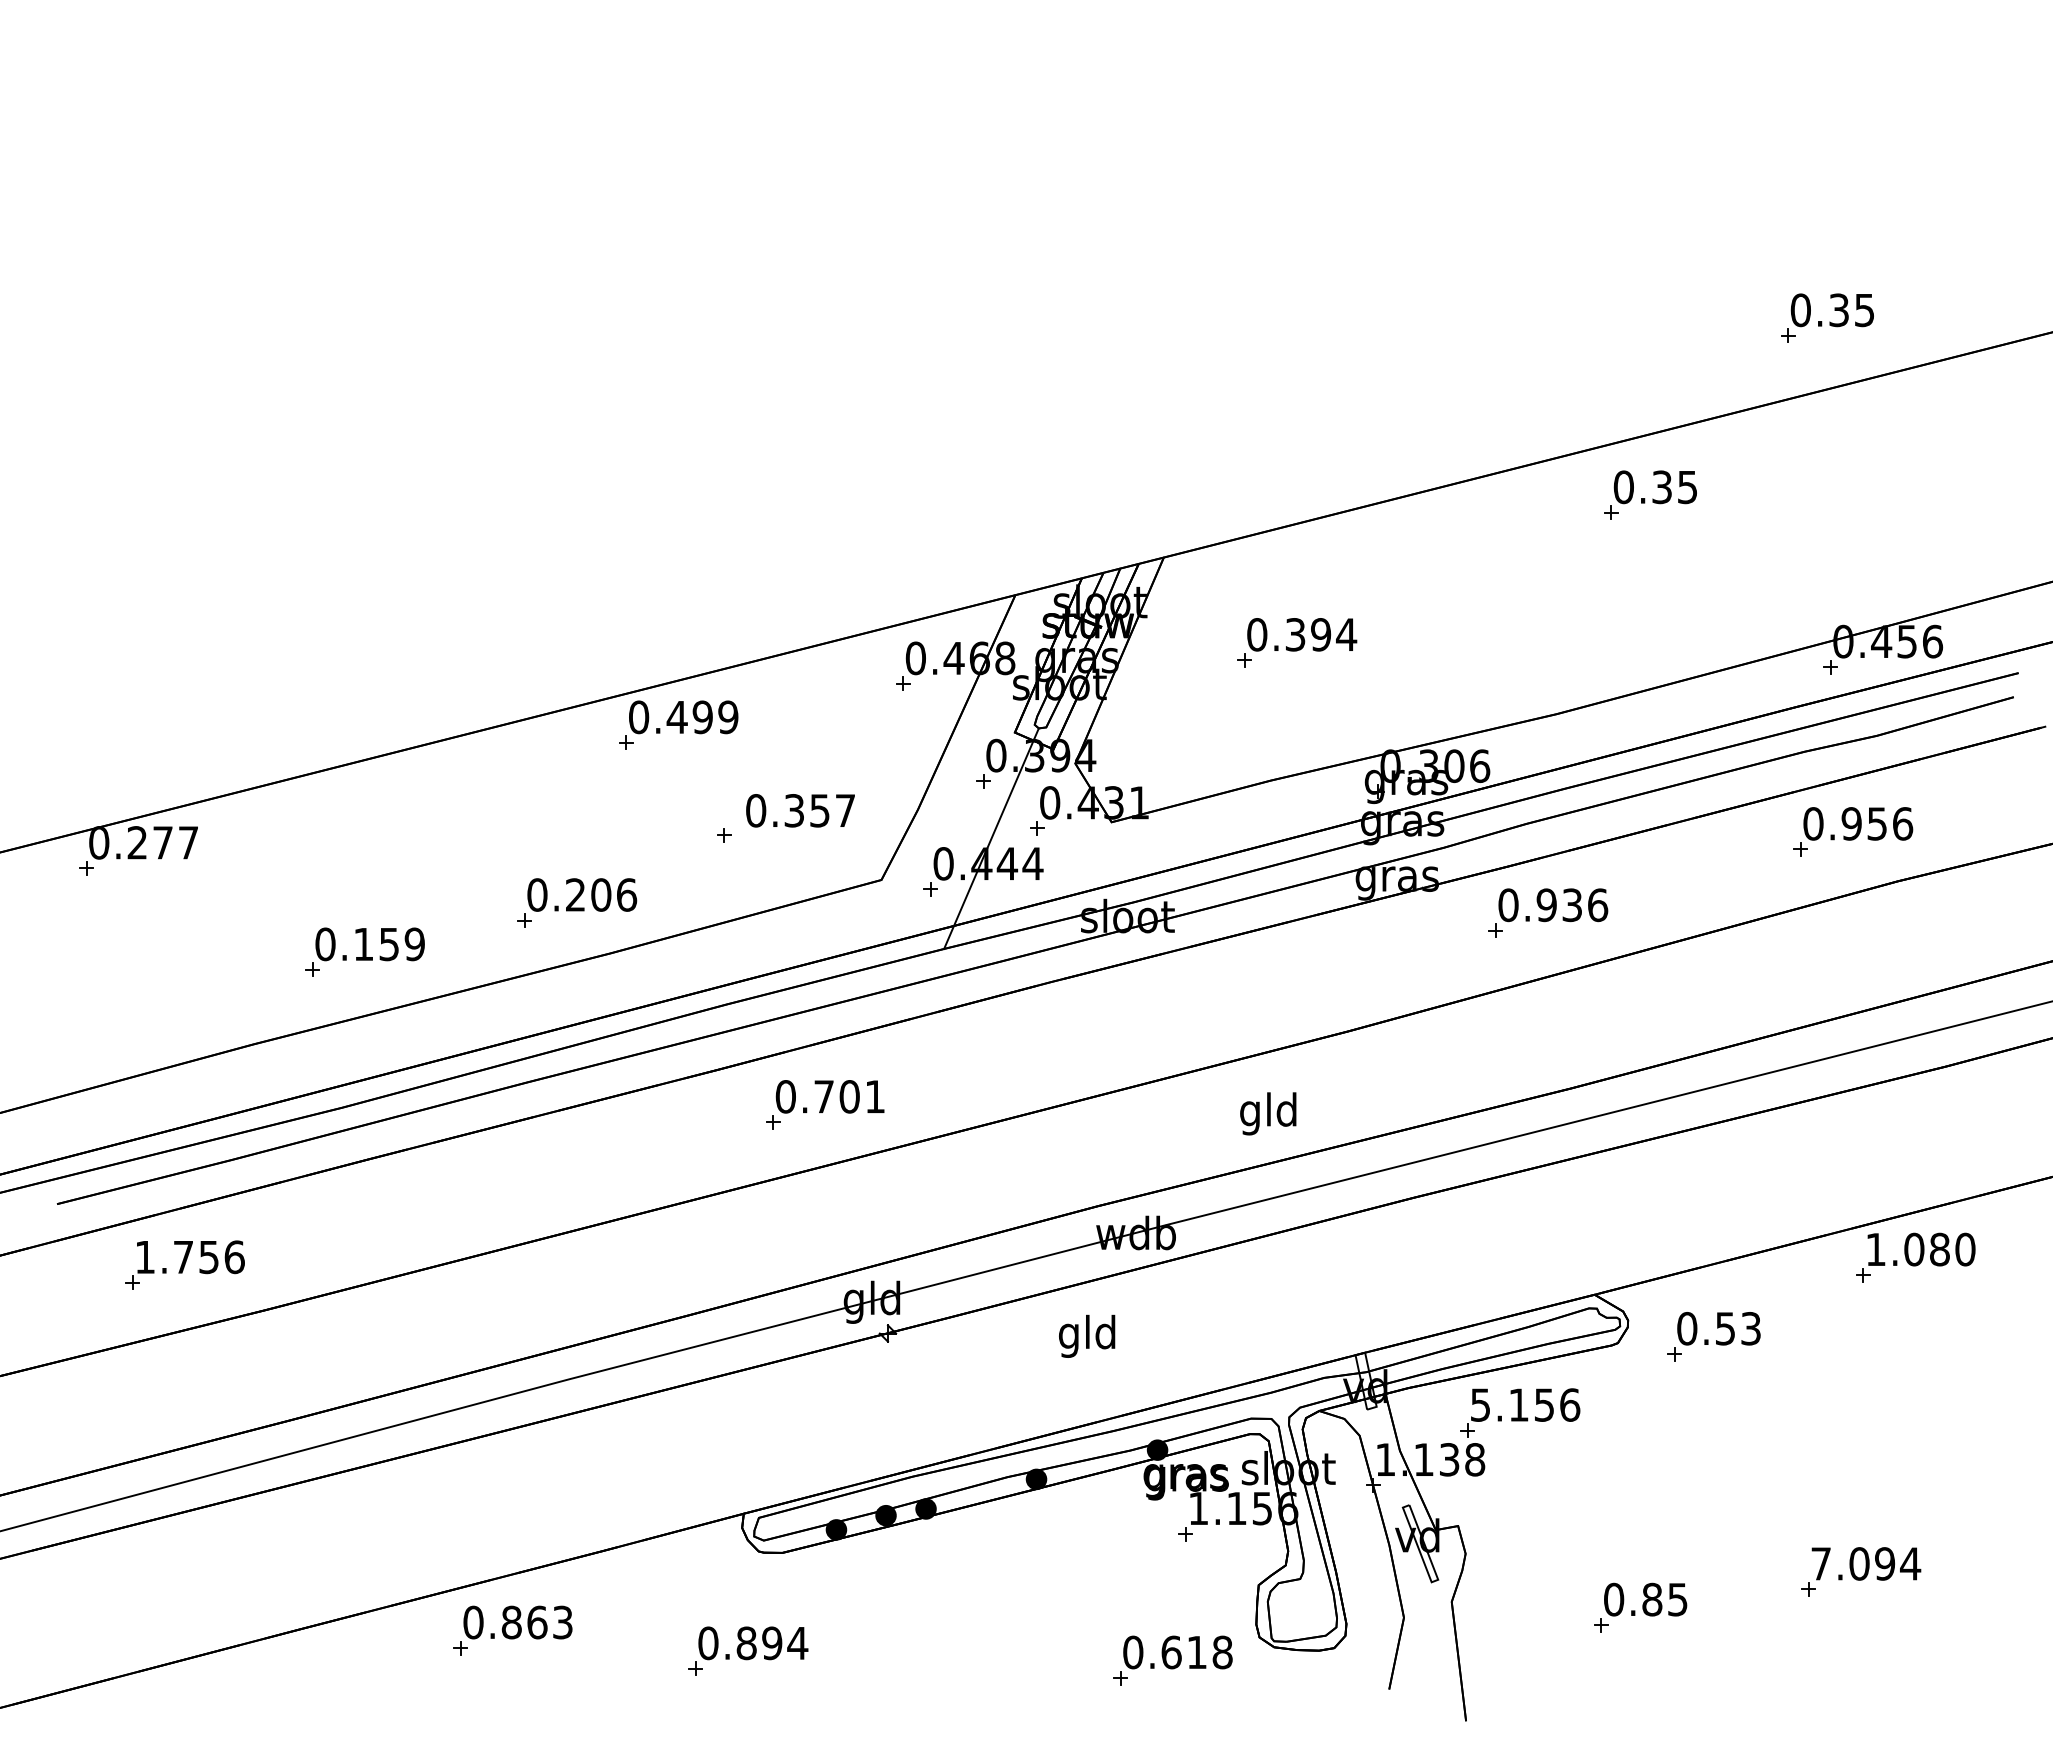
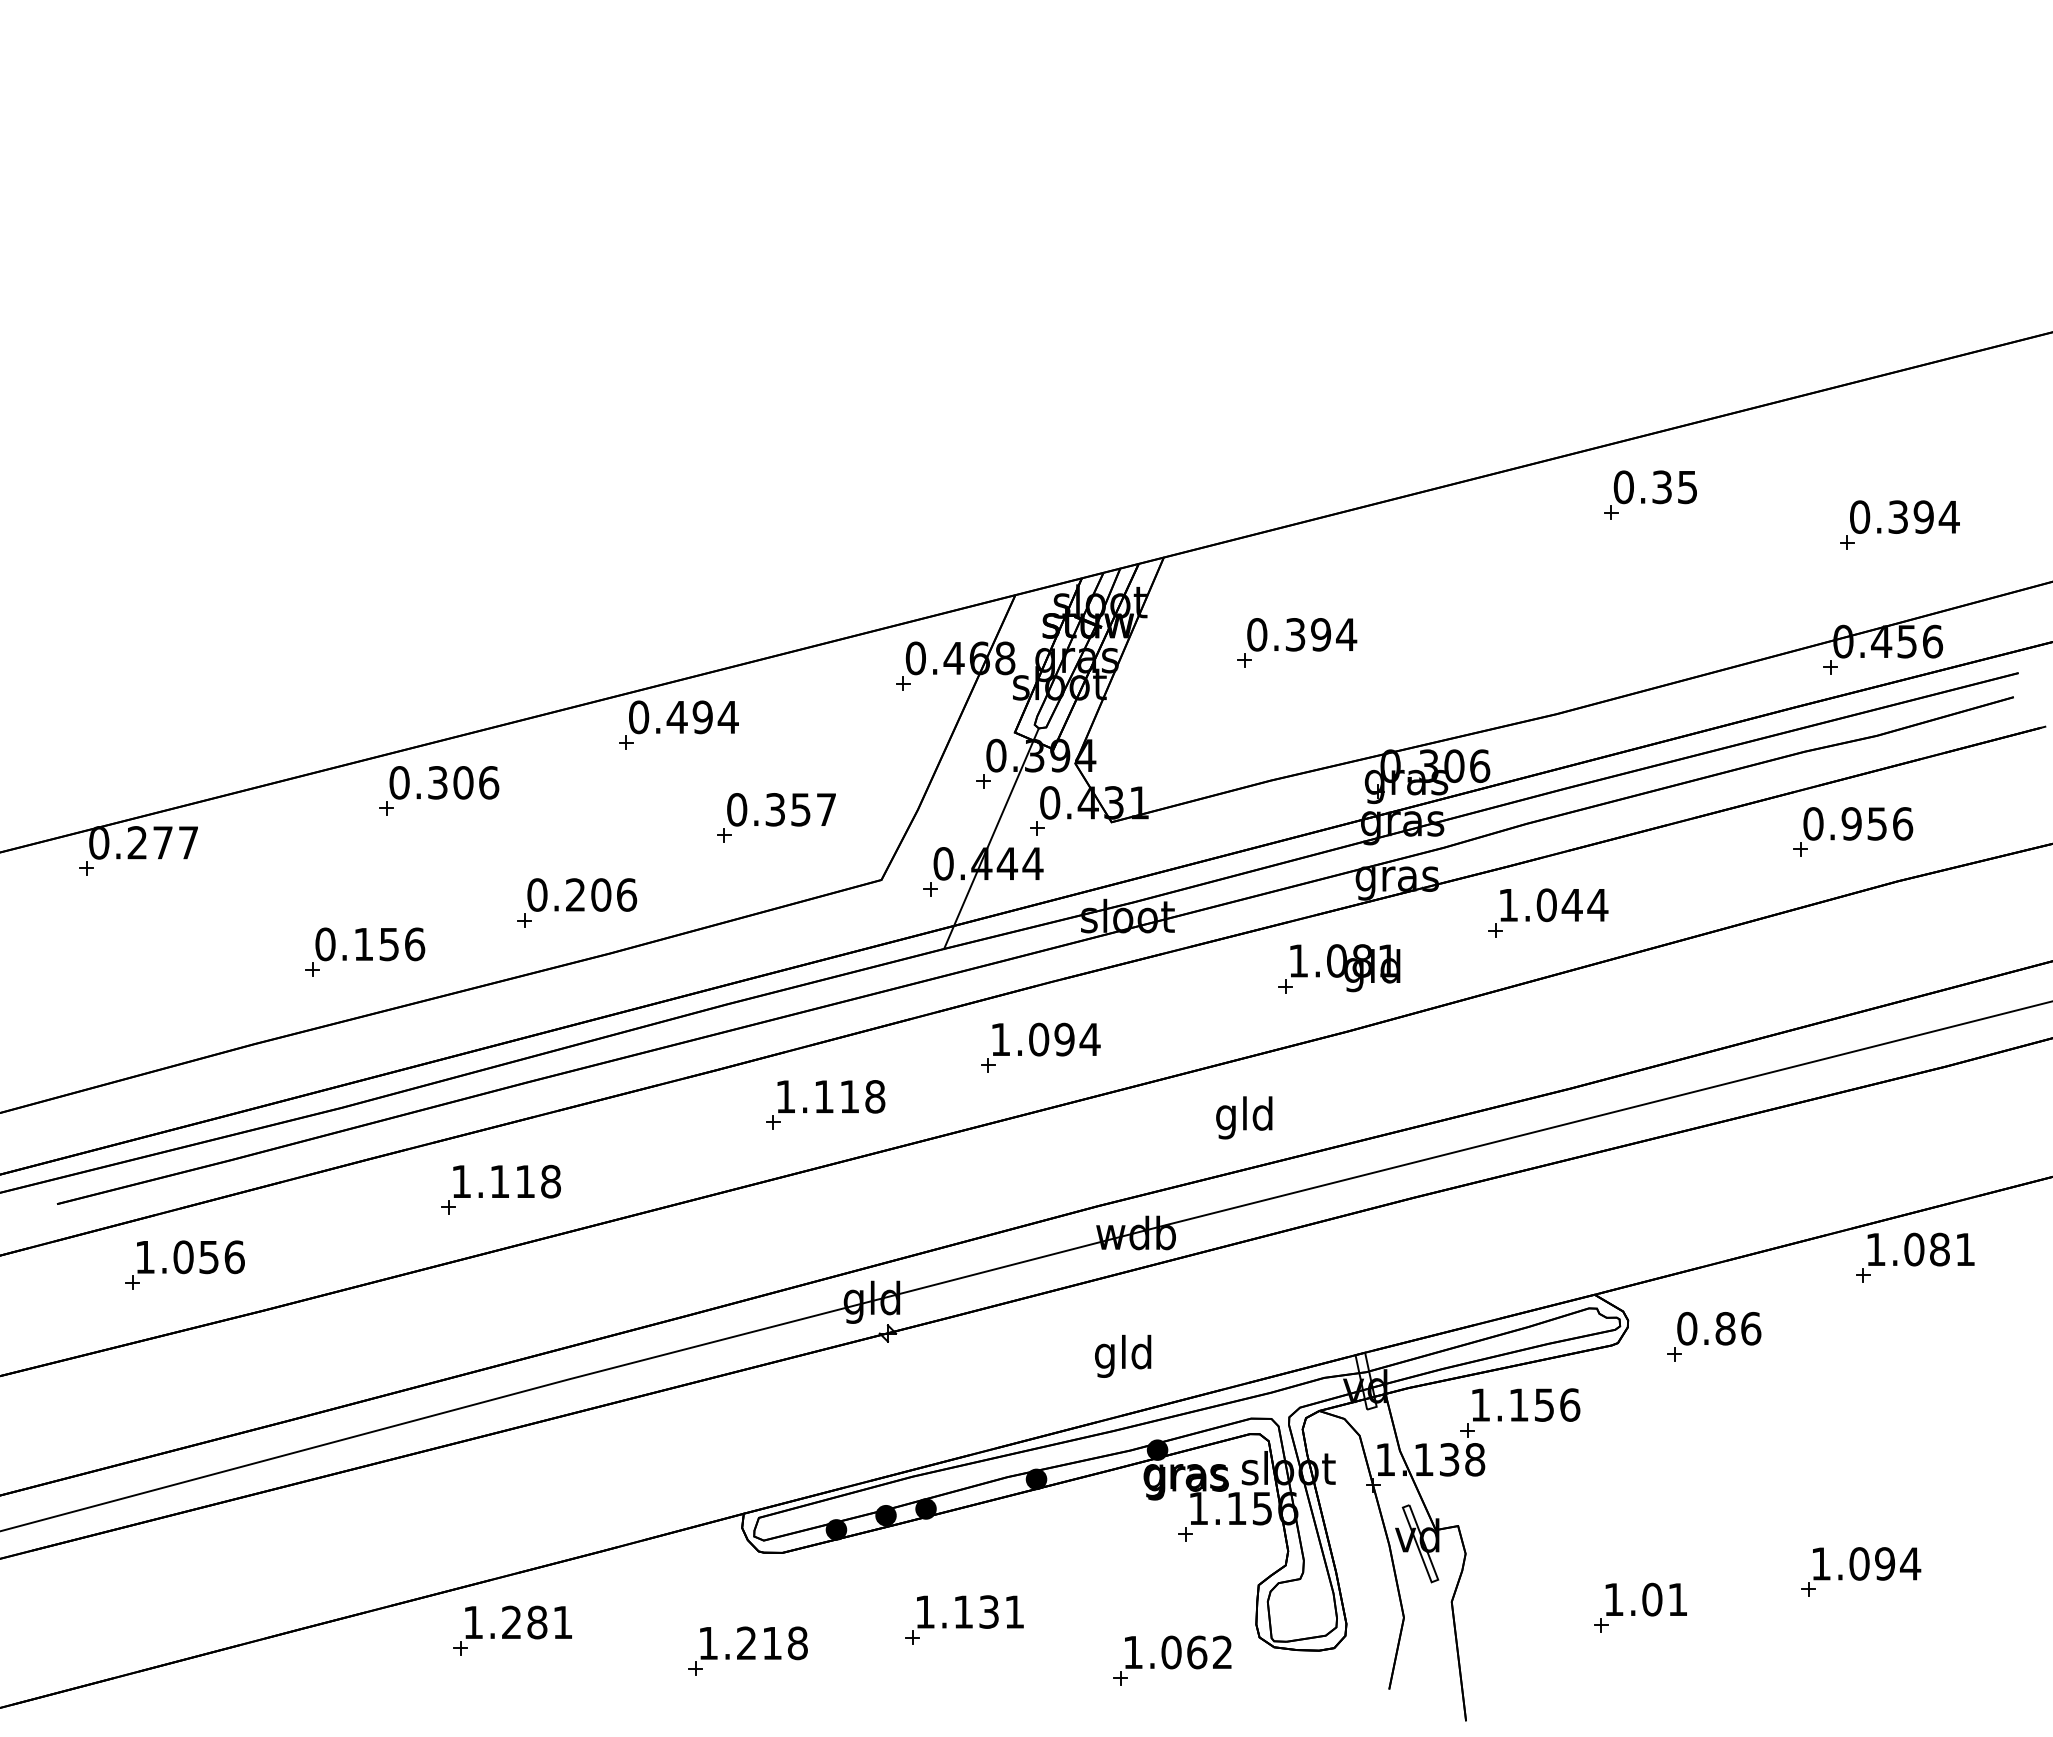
part: present -> none (1827, 317)
part: none -> present (1899, 524)
text: 0.499 -> 0.494 (727, 717)
part: none -> present (439, 790)
text position: (800, 810) -> (781, 809) (781, 809)
text: 0.936 -> 1.044 (1553, 905)
text: 0.159 -> 0.156 (414, 944)
part: none -> present (1339, 968)
part: none -> present (1040, 1047)
text: 0.701 -> 1.118 (830, 1096)
text position: (1268, 1113) -> (1244, 1117) (1244, 1117)
part: none -> present (500, 1189)
text: 1.080 -> 1.081 (1965, 1249)
text: 1.756 -> 1.056 (183, 1257)
text: 0.53 -> 0.86 (1738, 1328)
text position: (1087, 1335) -> (1123, 1355) (1123, 1355)
text: 5.156 -> 1.156 (1480, 1404)
text: 7.094 -> 1.094 (1820, 1563)
text: 0.85 -> 1.01 (1645, 1599)
part: none -> present (964, 1619)
text: 0.863 -> 1.281 (517, 1622)
text: 0.894 -> 1.218 (753, 1643)
text: 0.618 -> 1.062 (1177, 1652)
